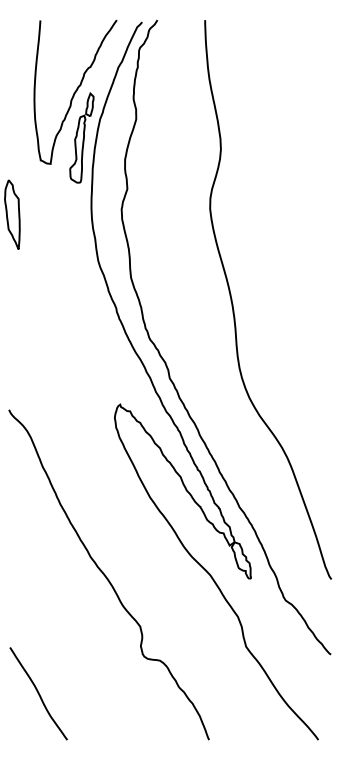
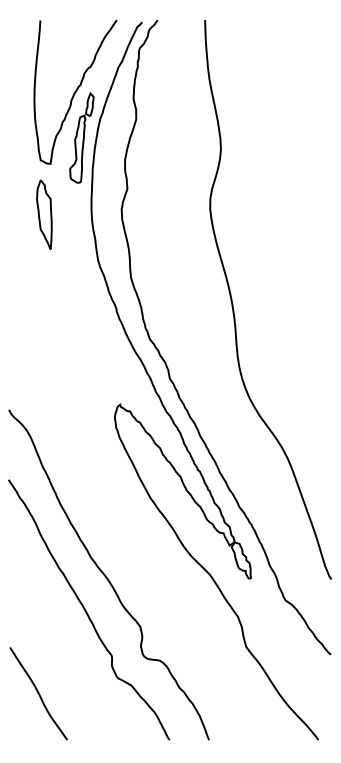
part position: (12, 214) -> (44, 214) (44, 214)
curve: none -> present (86, 610)
